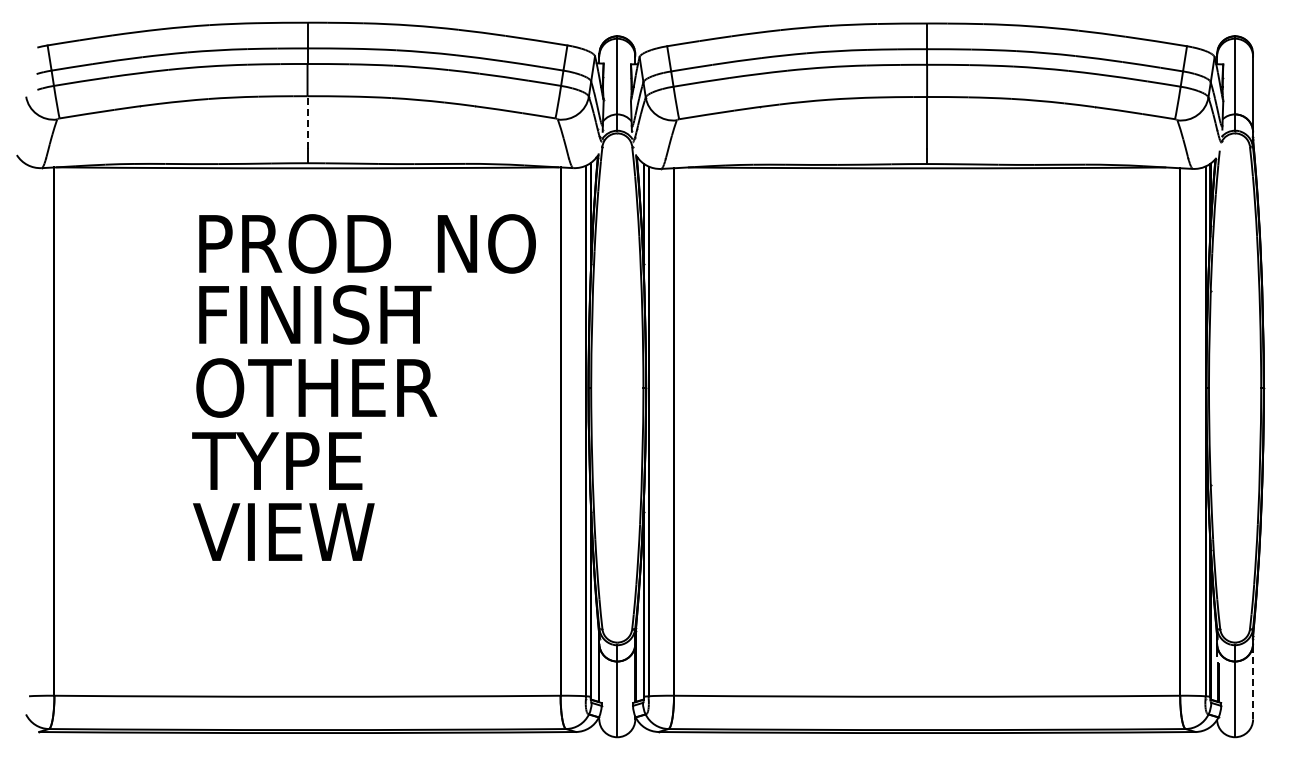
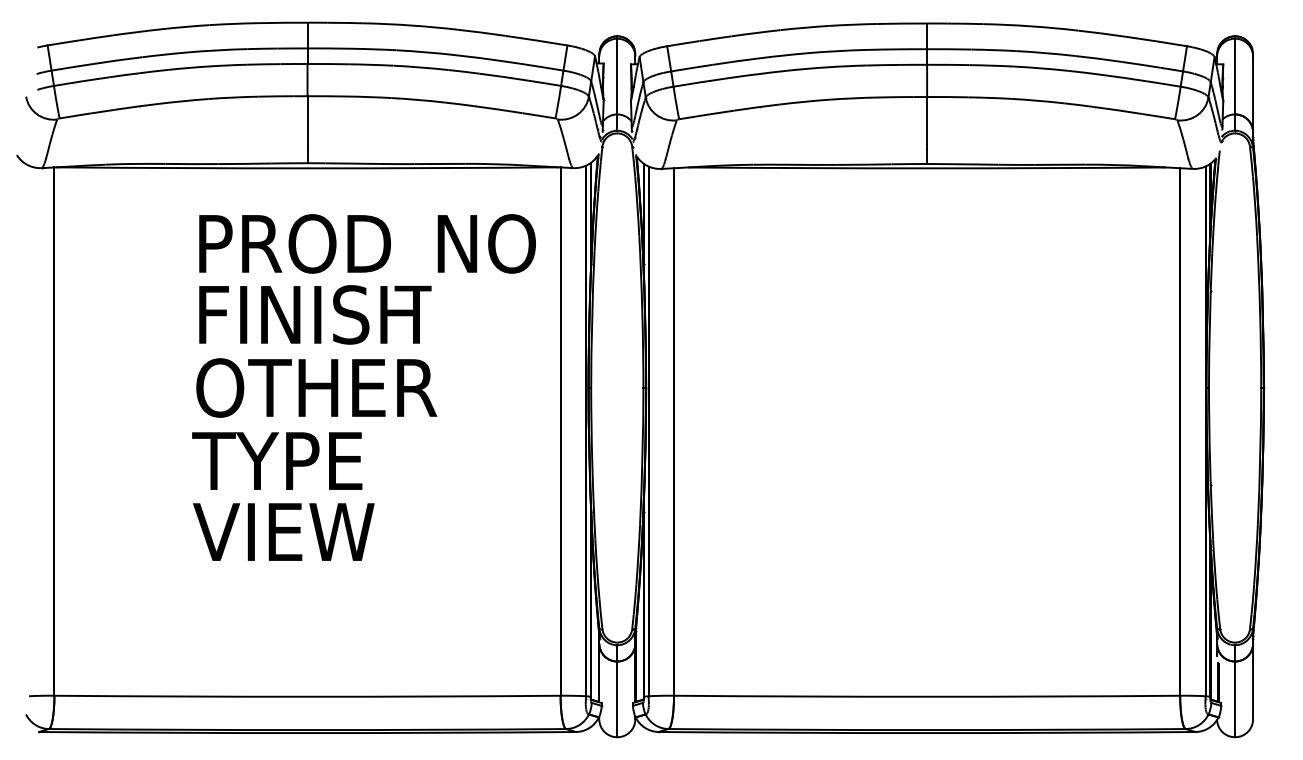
line: dashed -> solid (307, 121)
line: dashed -> solid (1253, 681)
